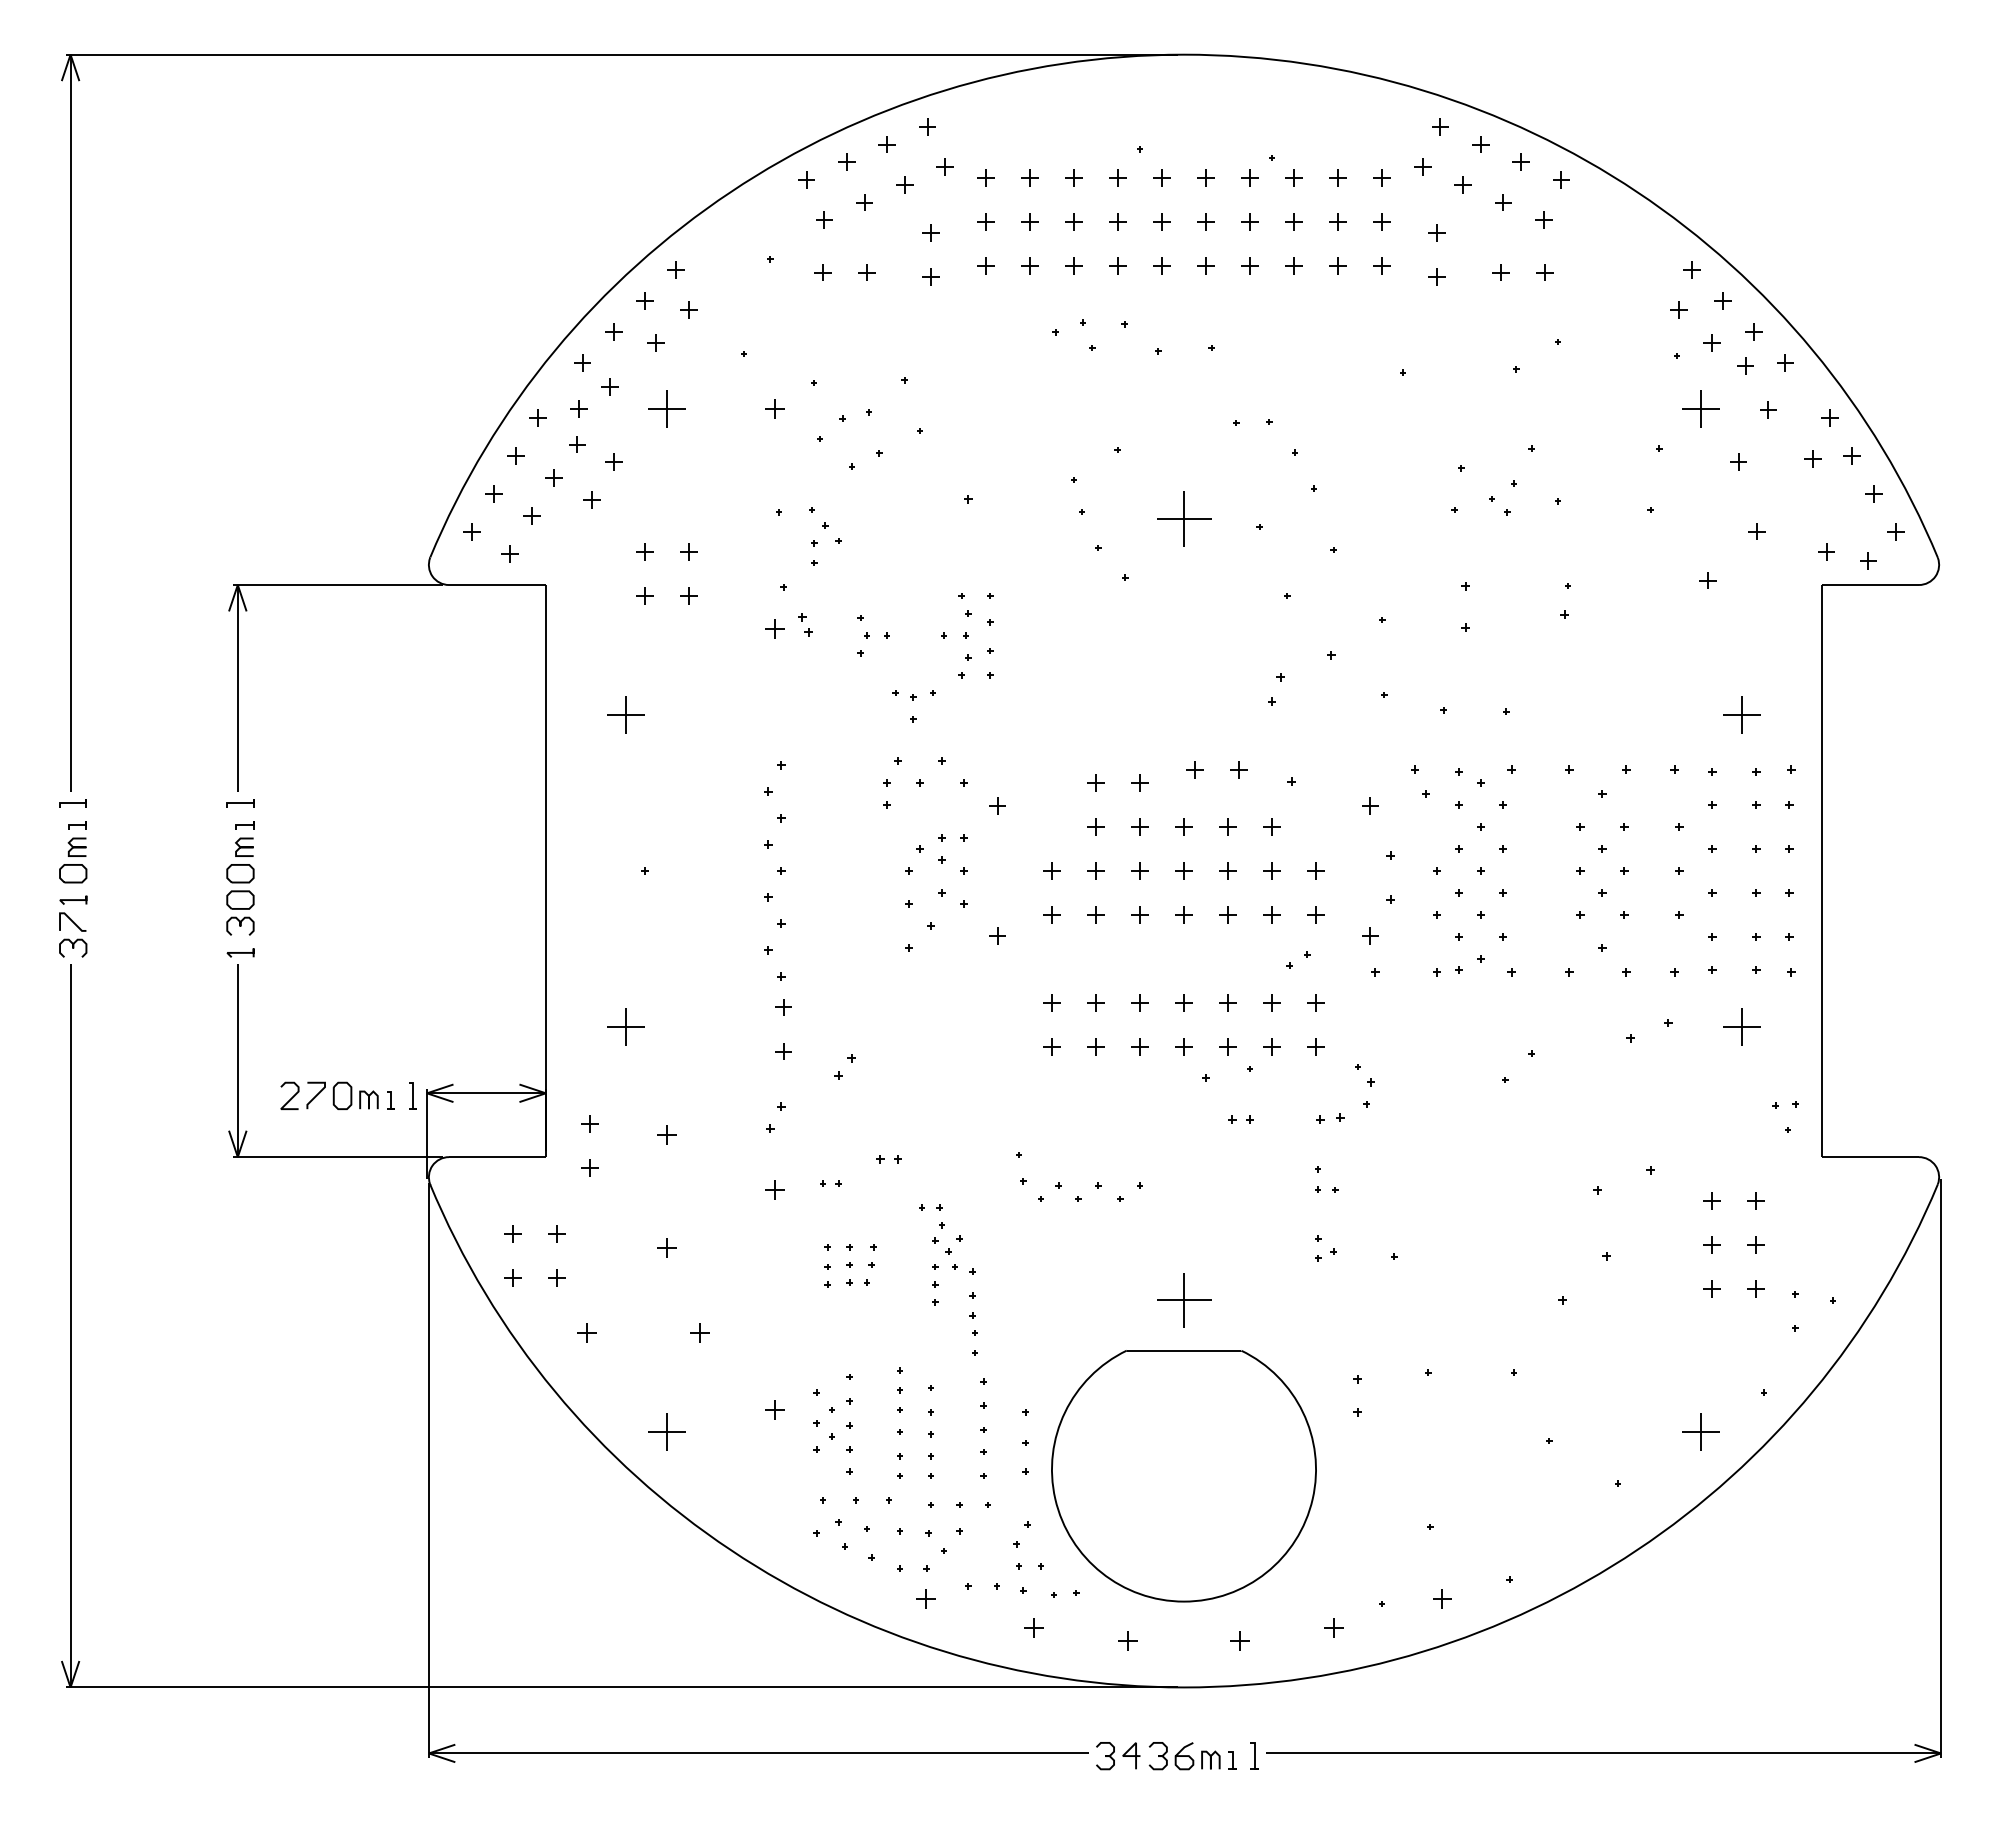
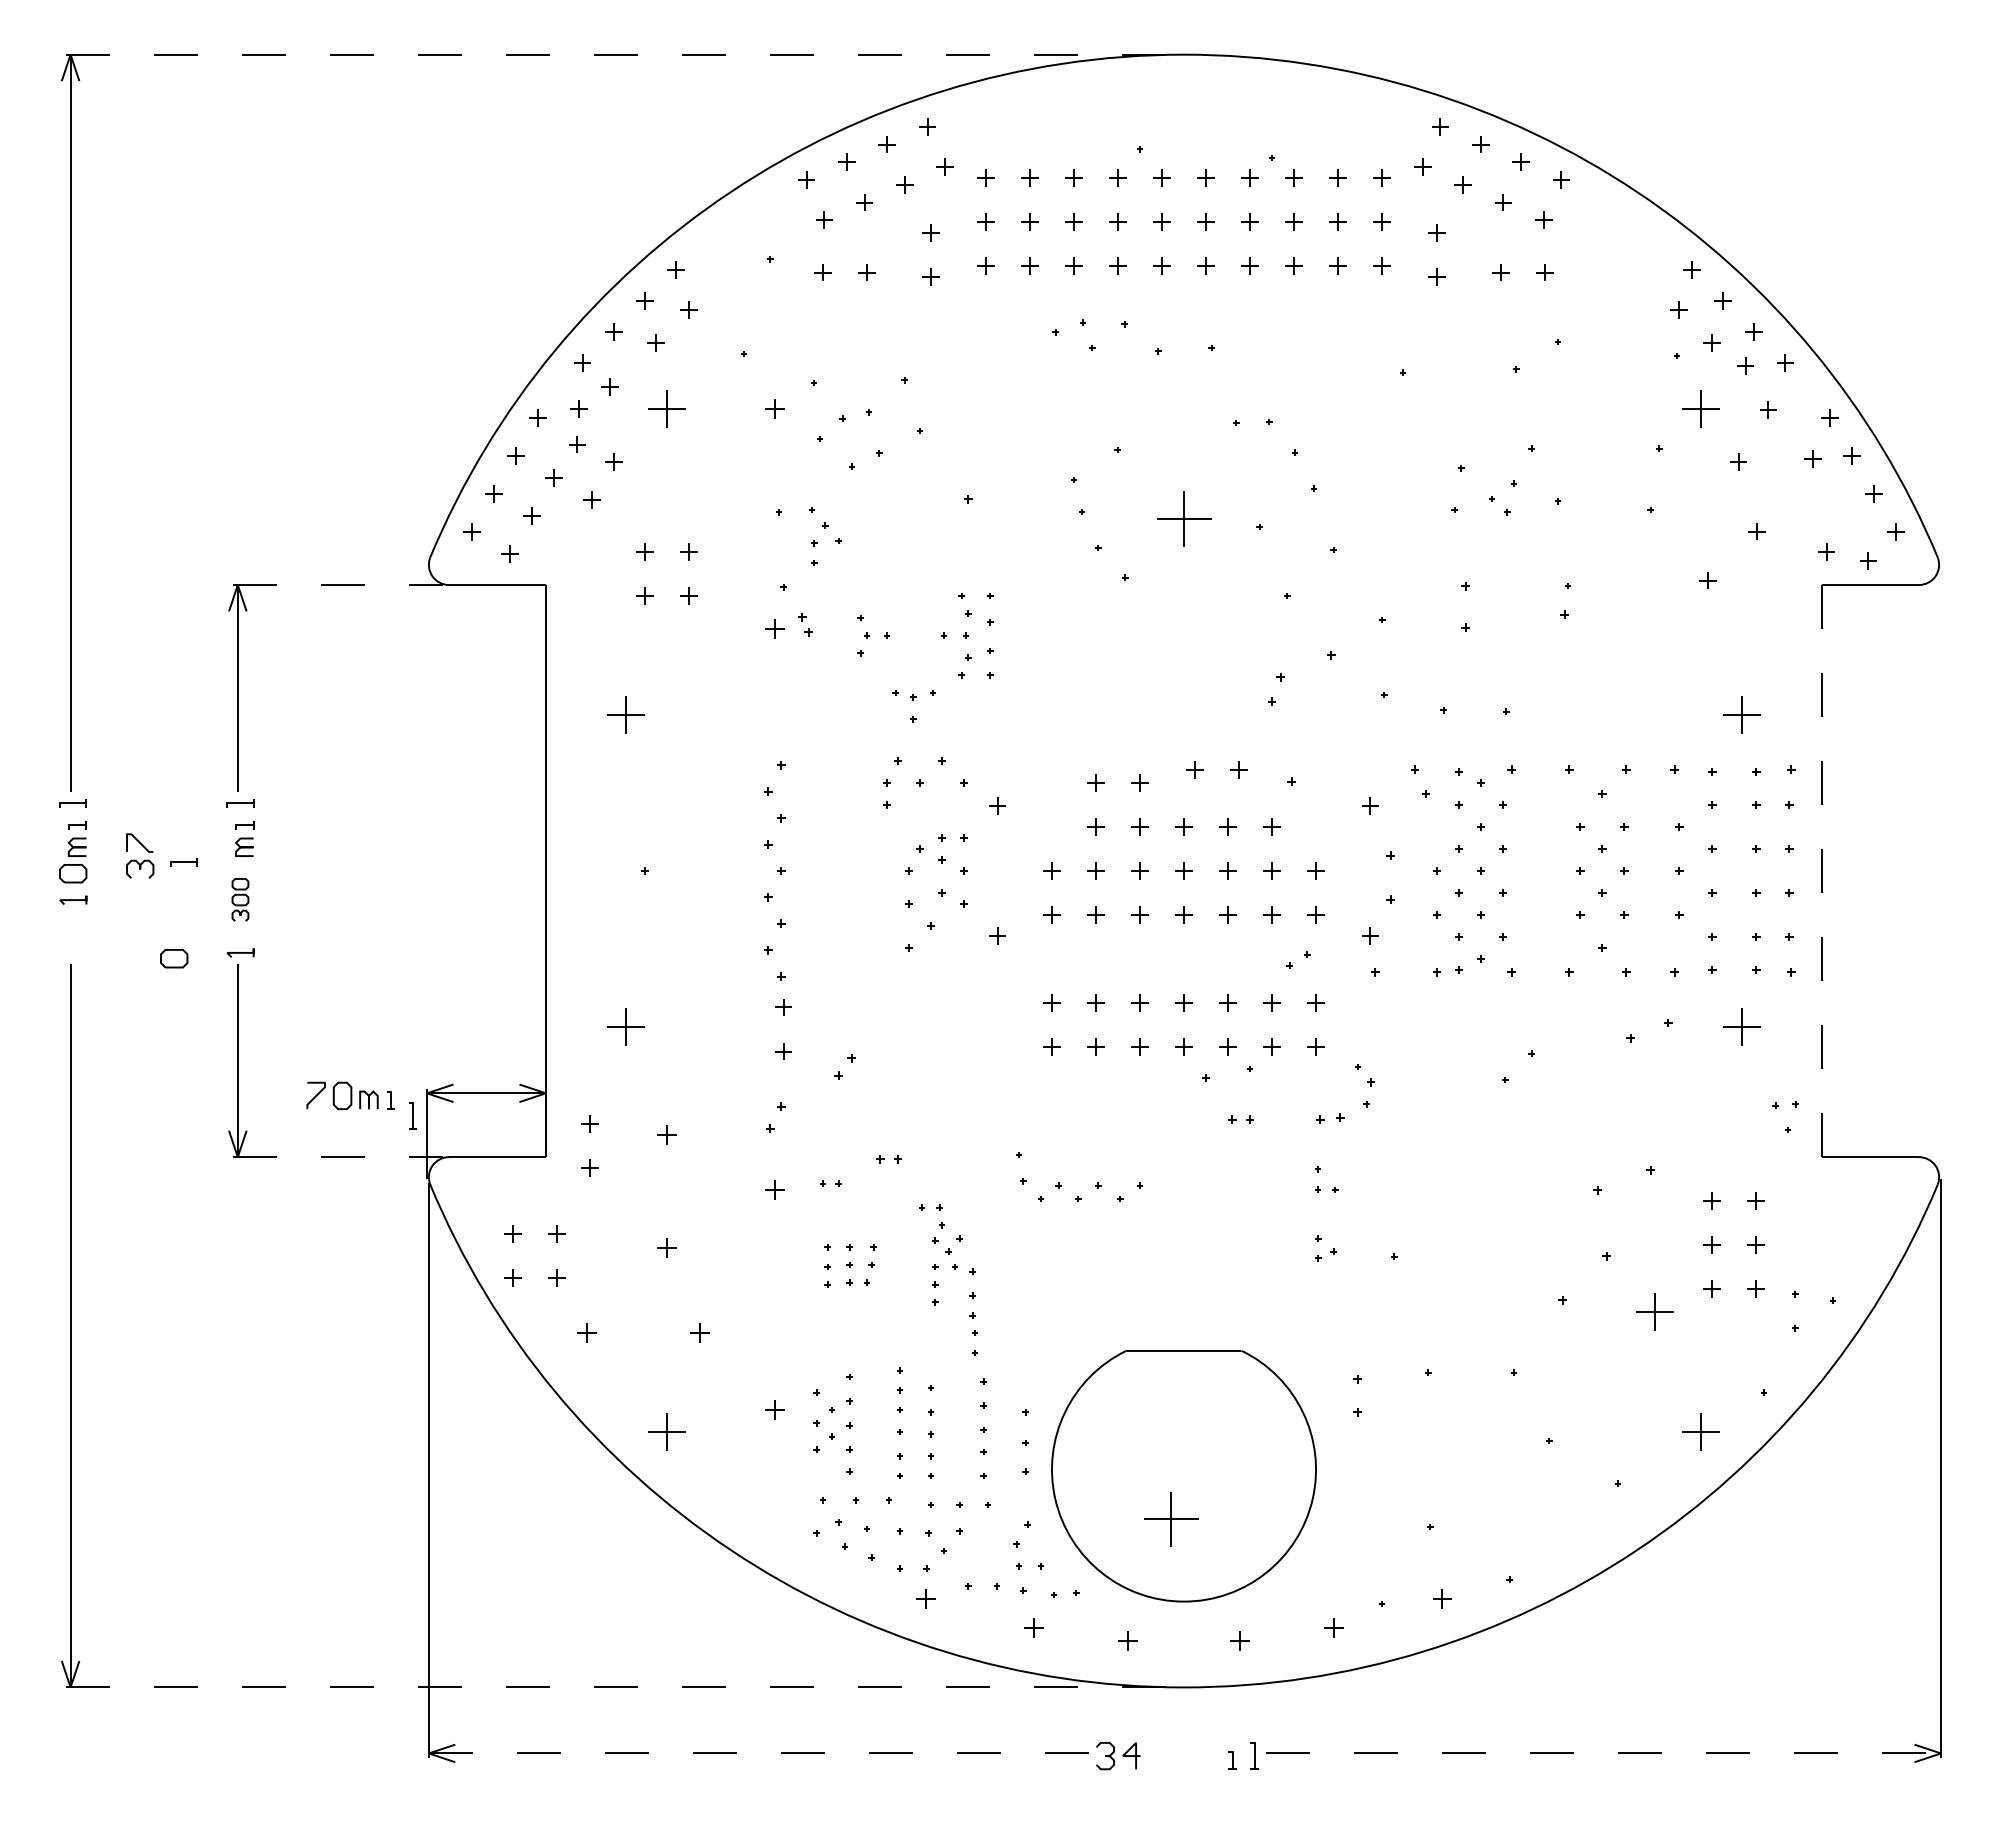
line: solid -> dashed (622, 54)
line: solid -> dashed (338, 585)
line: none -> present (183, 862)
line: solid -> dashed (1822, 870)
part size: 29x72 px -> 19x44 px (240, 899)
part position: (73, 934) -> (140, 855) (140, 855)
part: none -> present (174, 958)
line position: (412, 1095) -> (412, 1115) (412, 1115)
curve: present -> none (291, 1097)
line: solid -> dashed (338, 1157)
part position: (1184, 1300) -> (1171, 1519) (1171, 1519)
part: none -> present (1654, 1311)
line: solid -> dashed (622, 1687)
line: solid -> dashed (759, 1753)
line: solid -> dashed (1604, 1753)
part: present -> none (1184, 1756)
